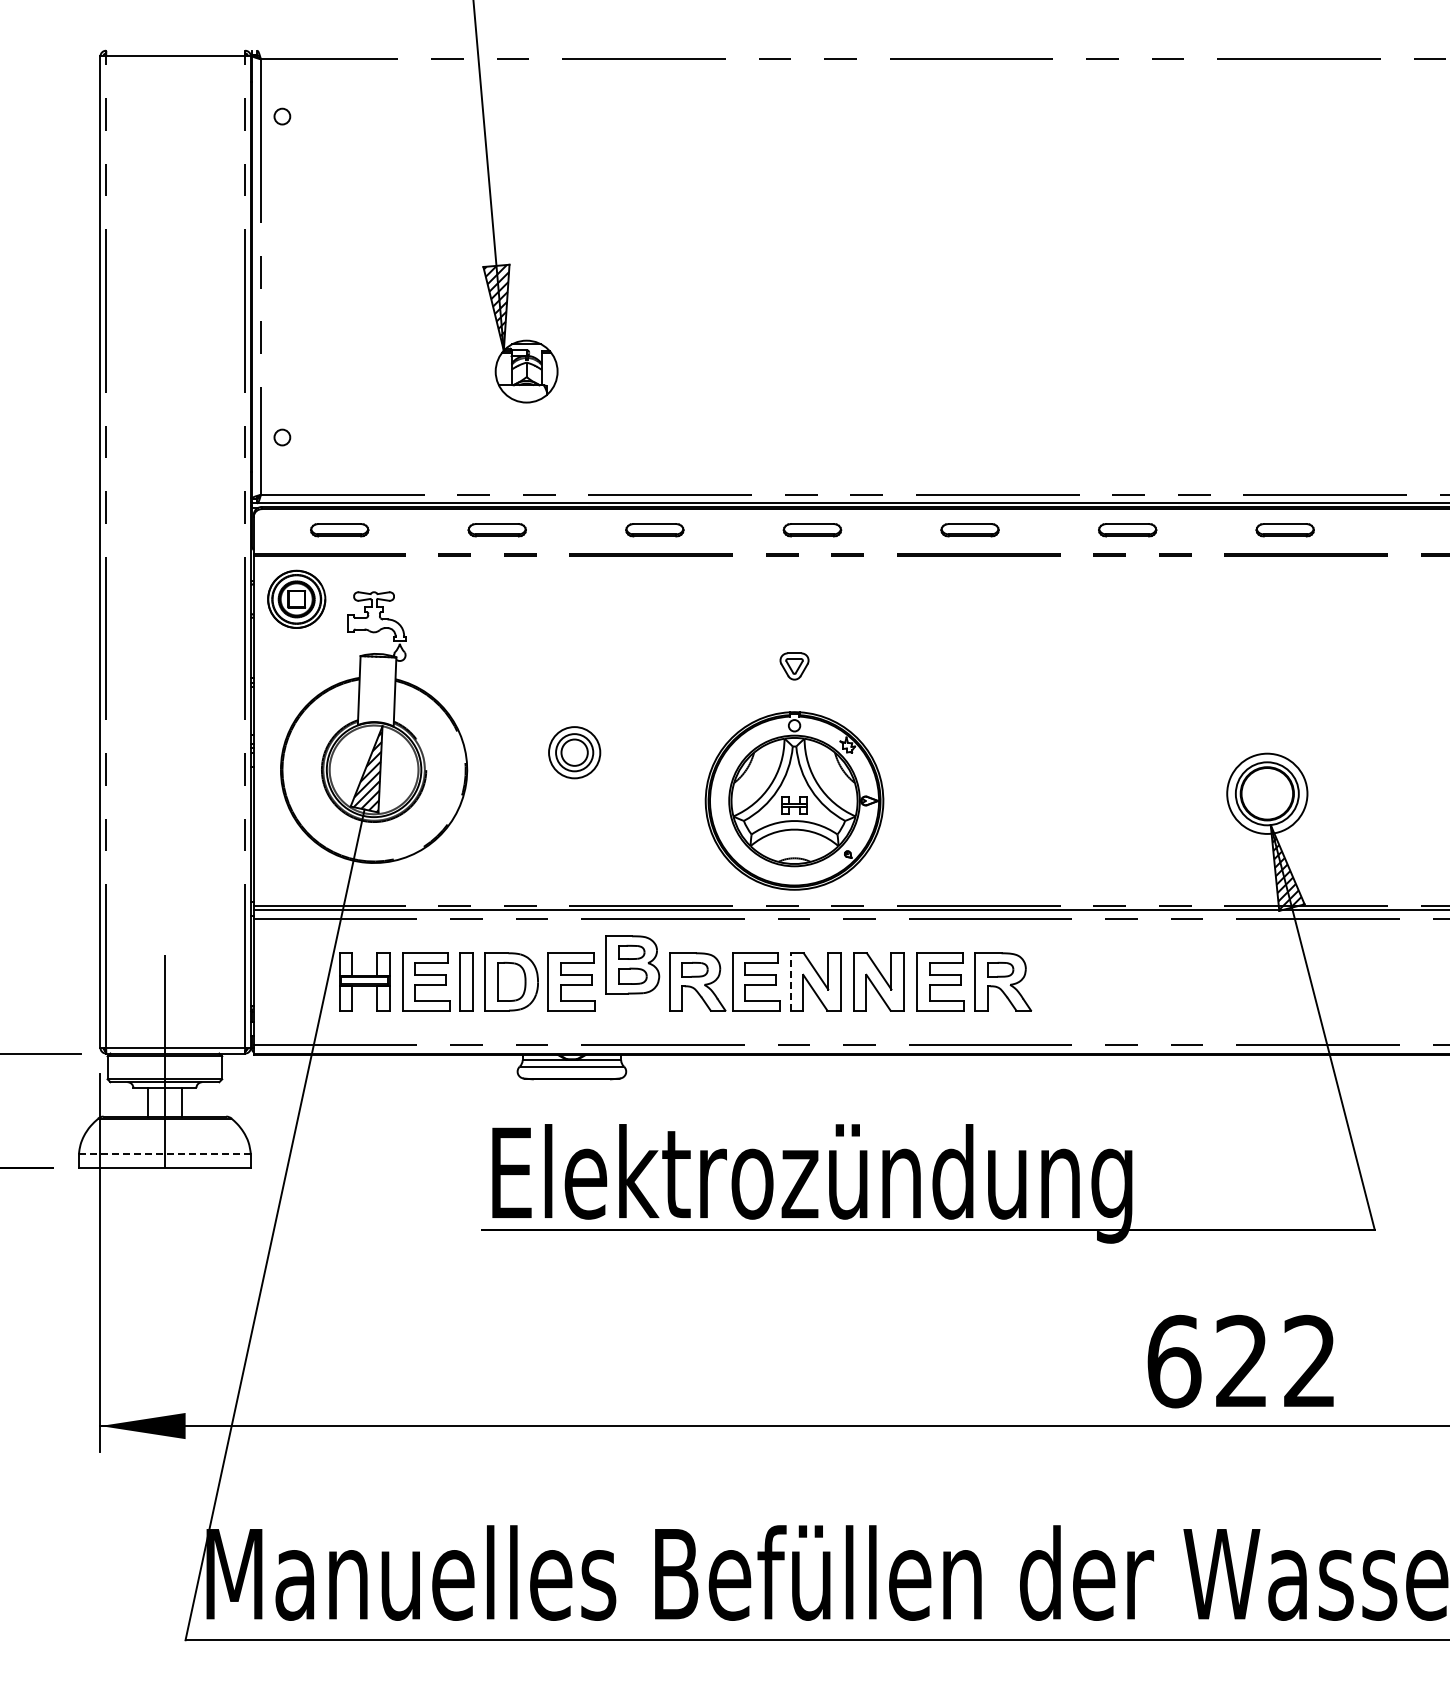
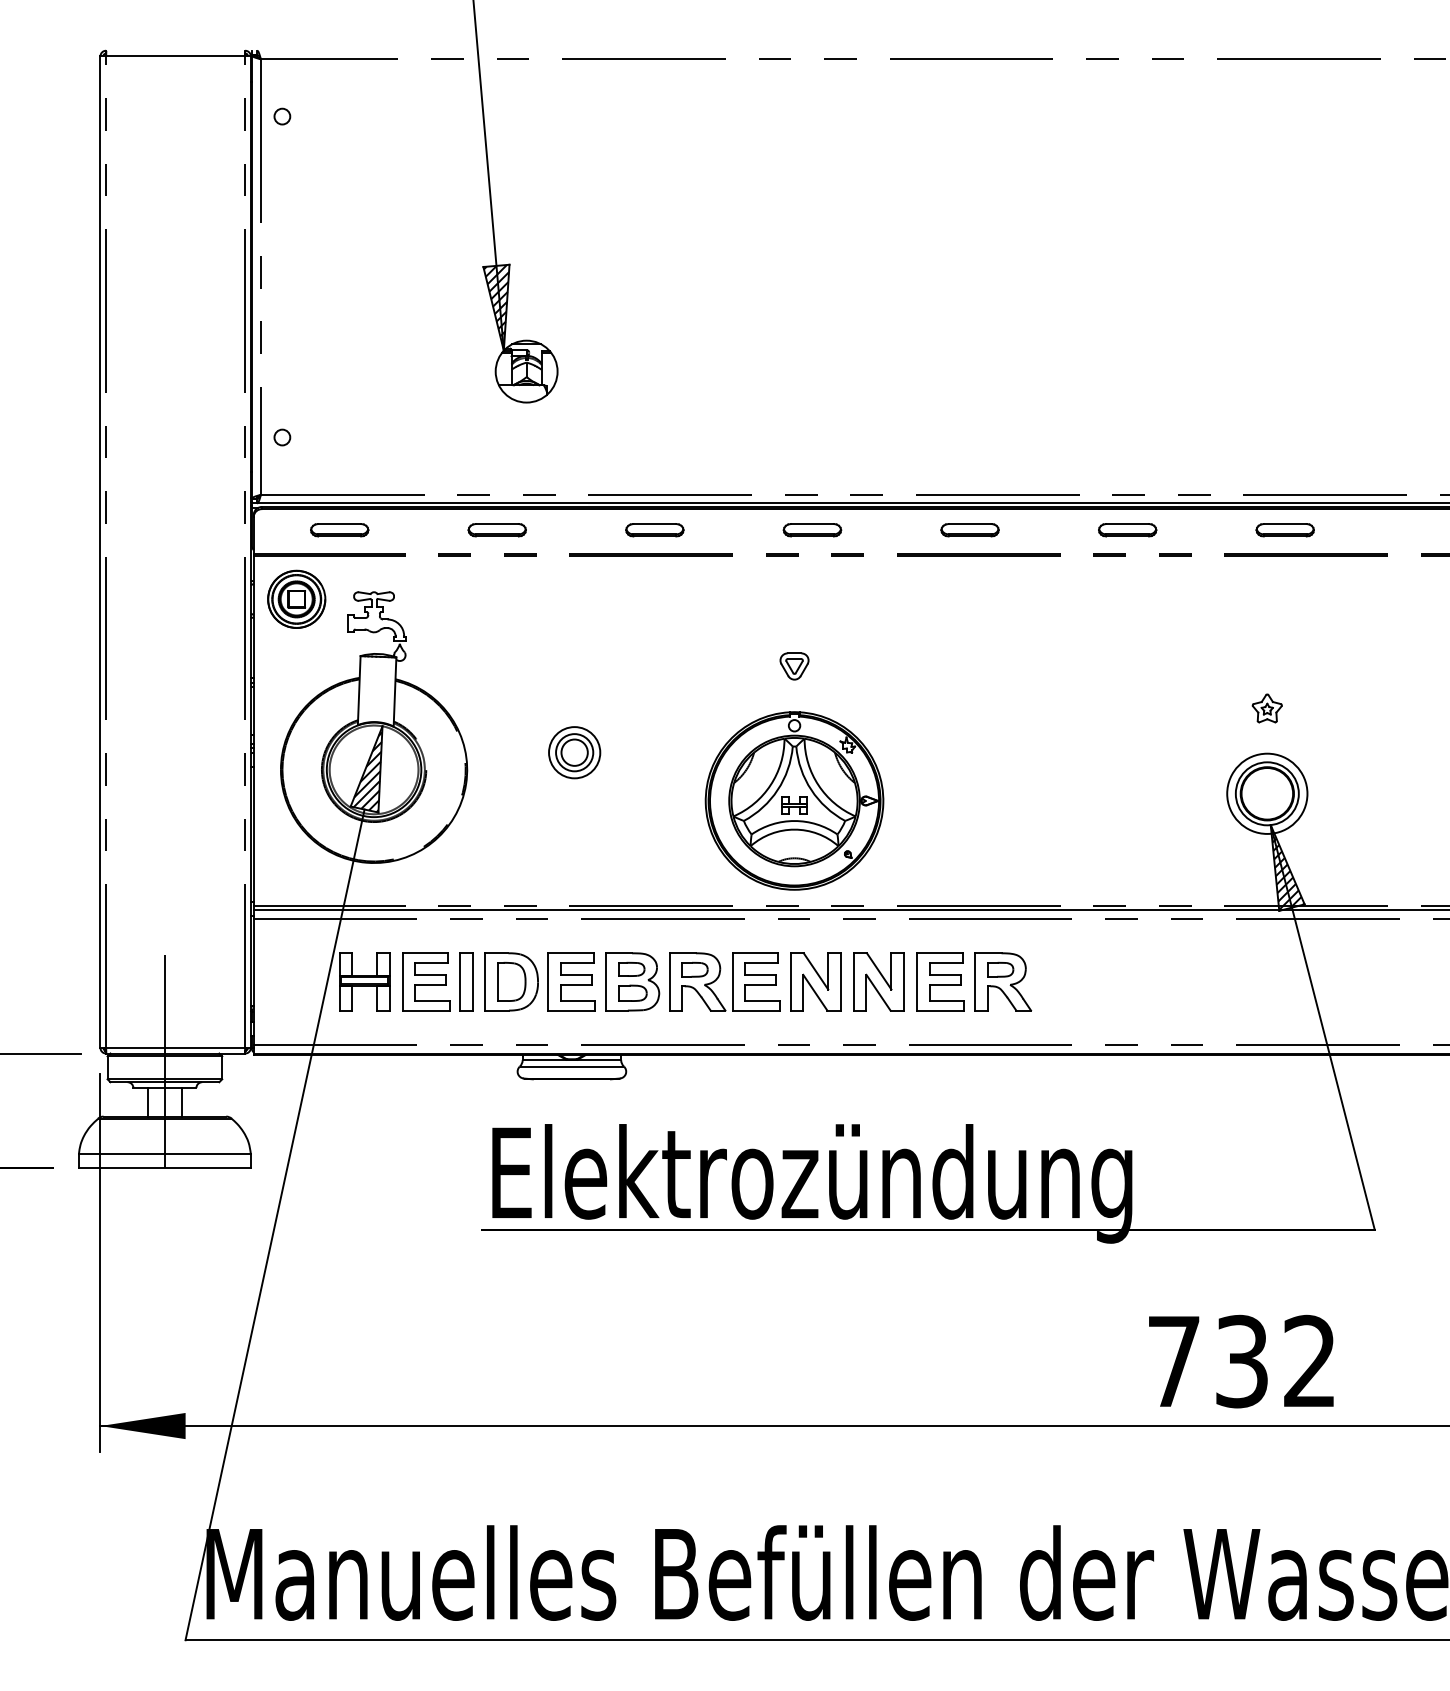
part: none -> present (1266, 708)
part position: (632, 964) -> (632, 981) (632, 981)
line: dashed -> solid (790, 981)
line: dashed -> solid (164, 1153)
text: 622 -> 732 (1207, 1361)
